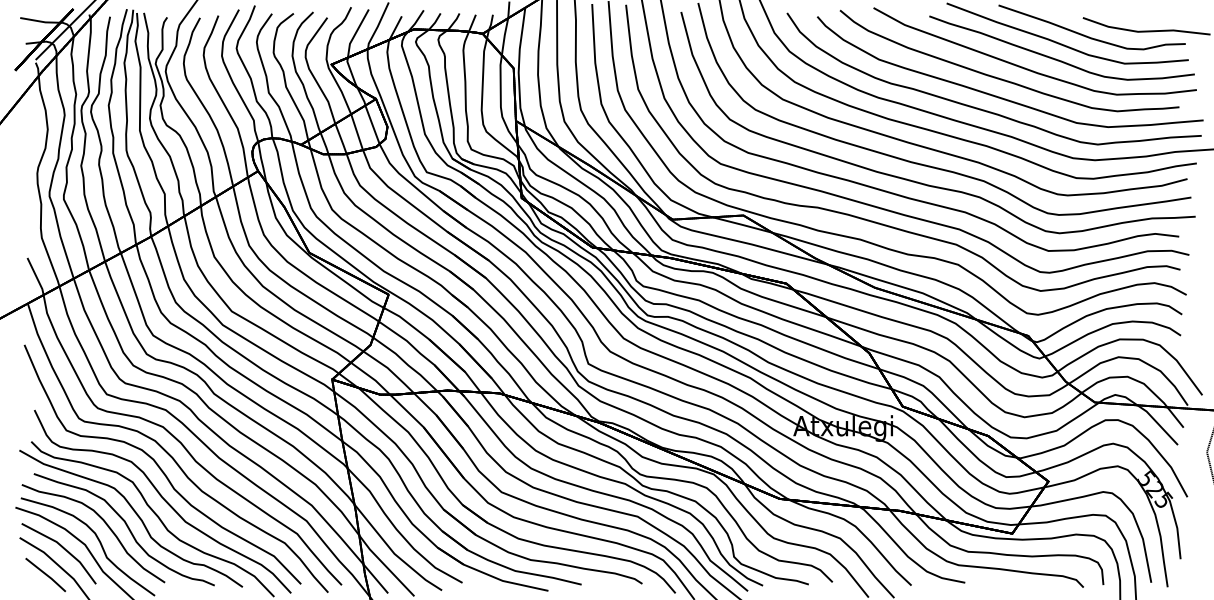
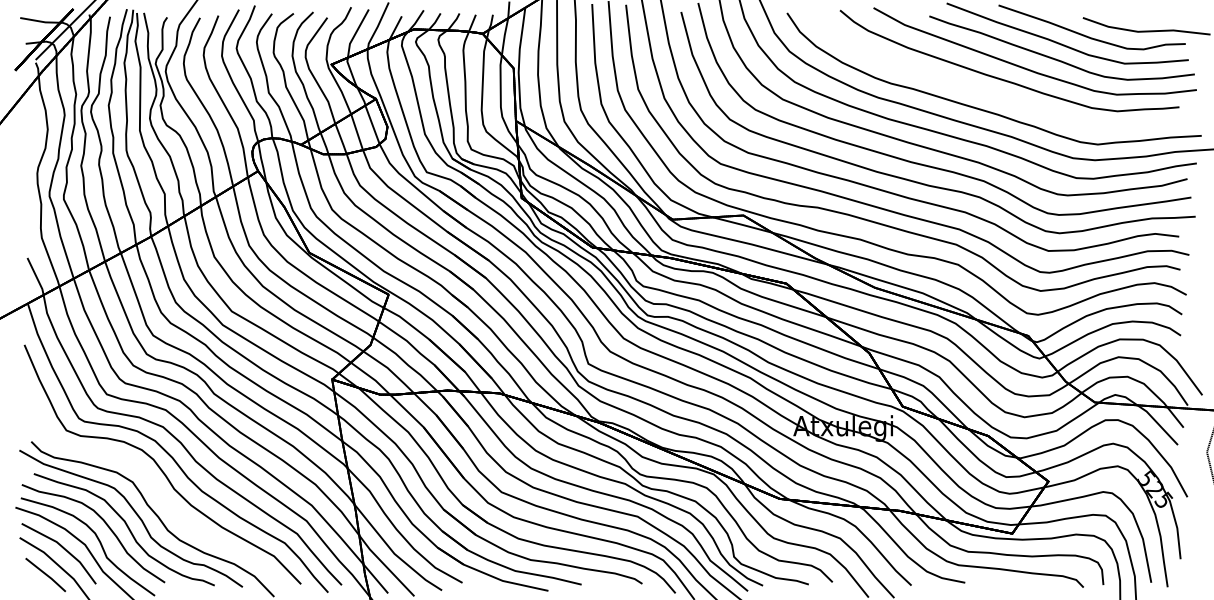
part: present -> none (1002, 97)
curve: present -> none (163, 500)
